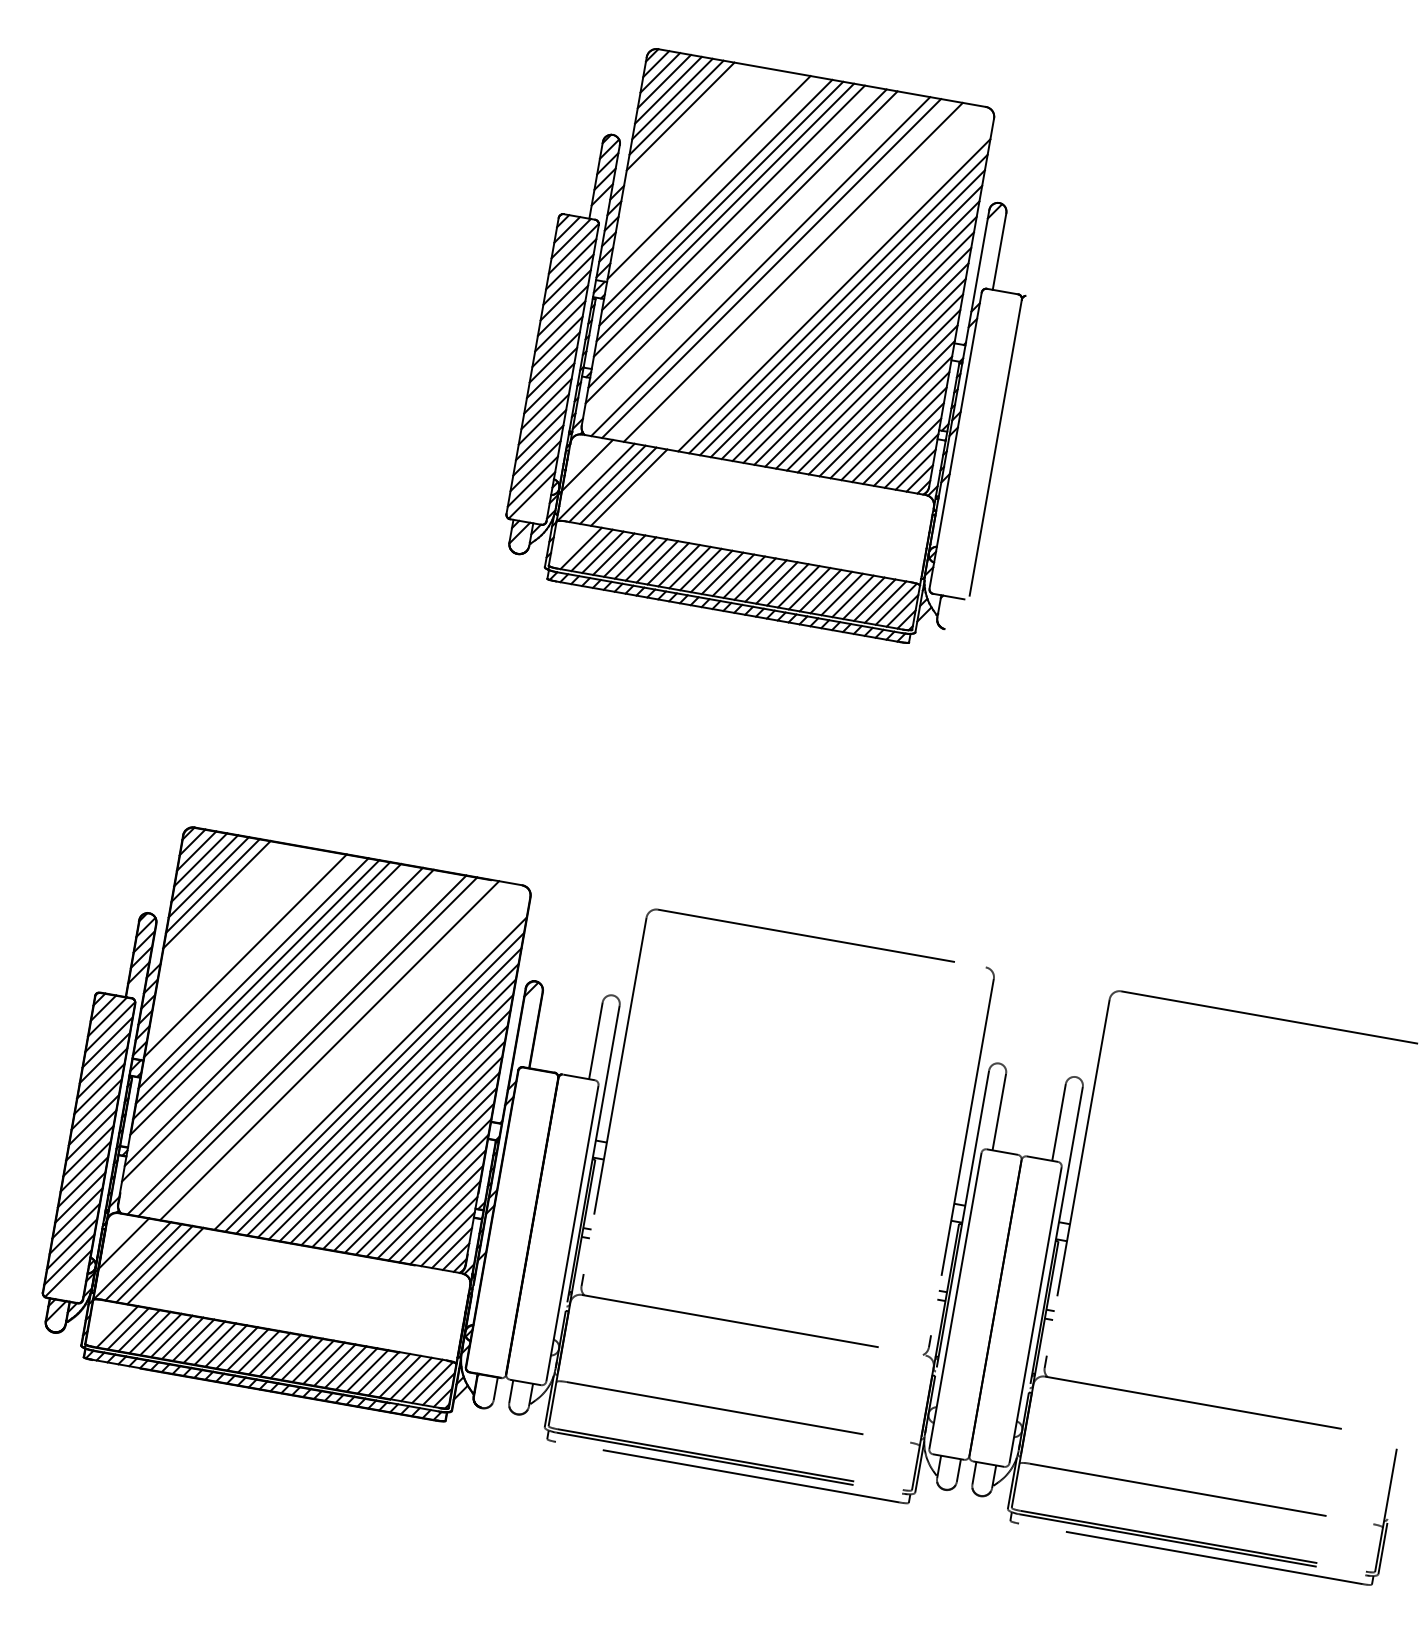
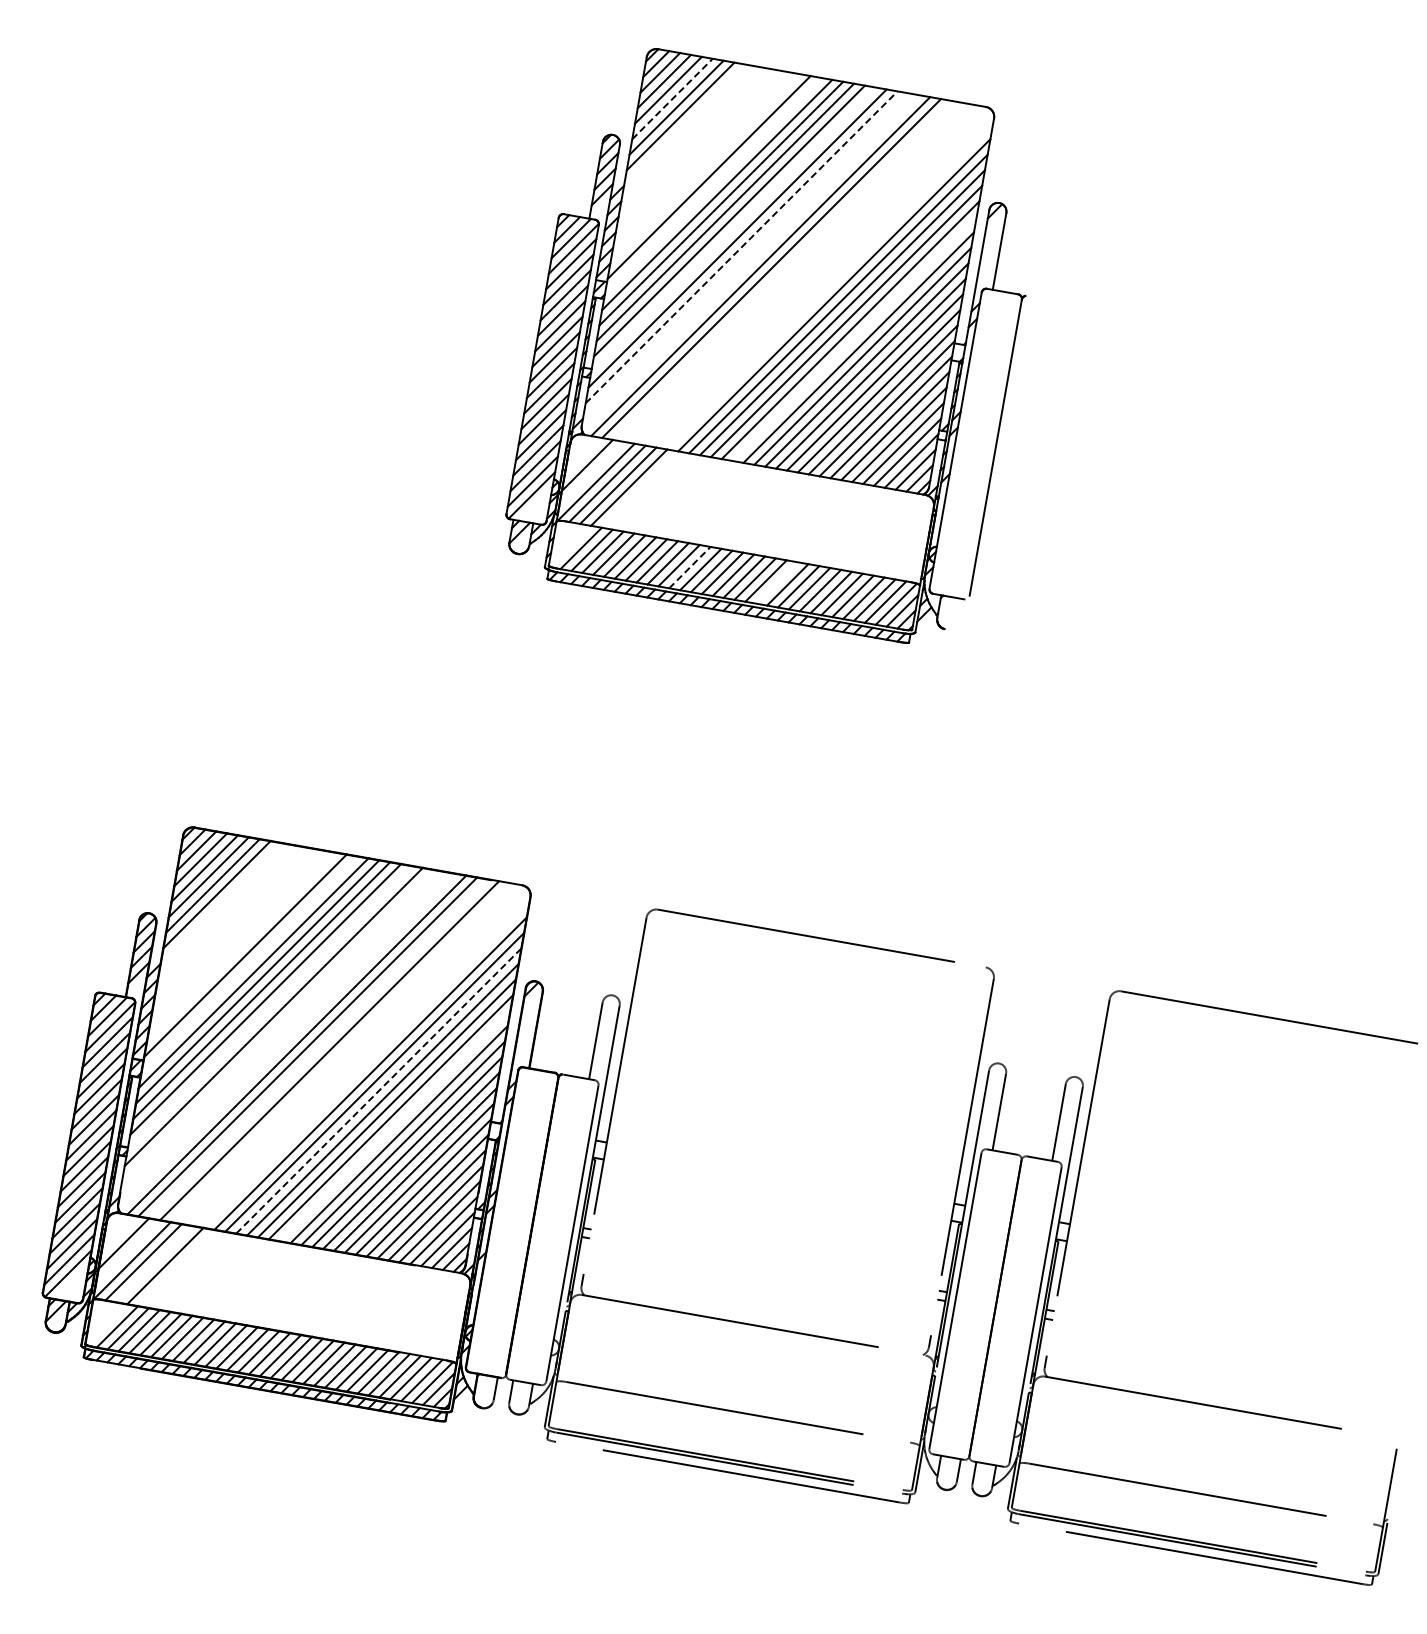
line: solid -> dashed (672, 99)
line: solid -> dashed (741, 247)
line: present -> none (792, 271)
line: present -> none (854, 338)
line: solid -> dashed (690, 567)
line: present -> none (776, 582)
line: present -> none (277, 1025)
line: solid -> dashed (379, 1090)
line: present -> none (394, 1125)
line: present -> none (154, 1263)
